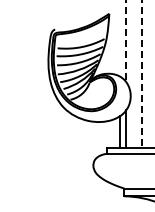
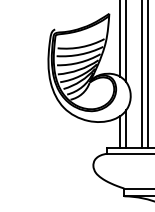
line: none -> present (120, 39)
line: dashed -> solid (126, 41)
line: dashed -> solid (141, 74)
line: none -> present (147, 75)
